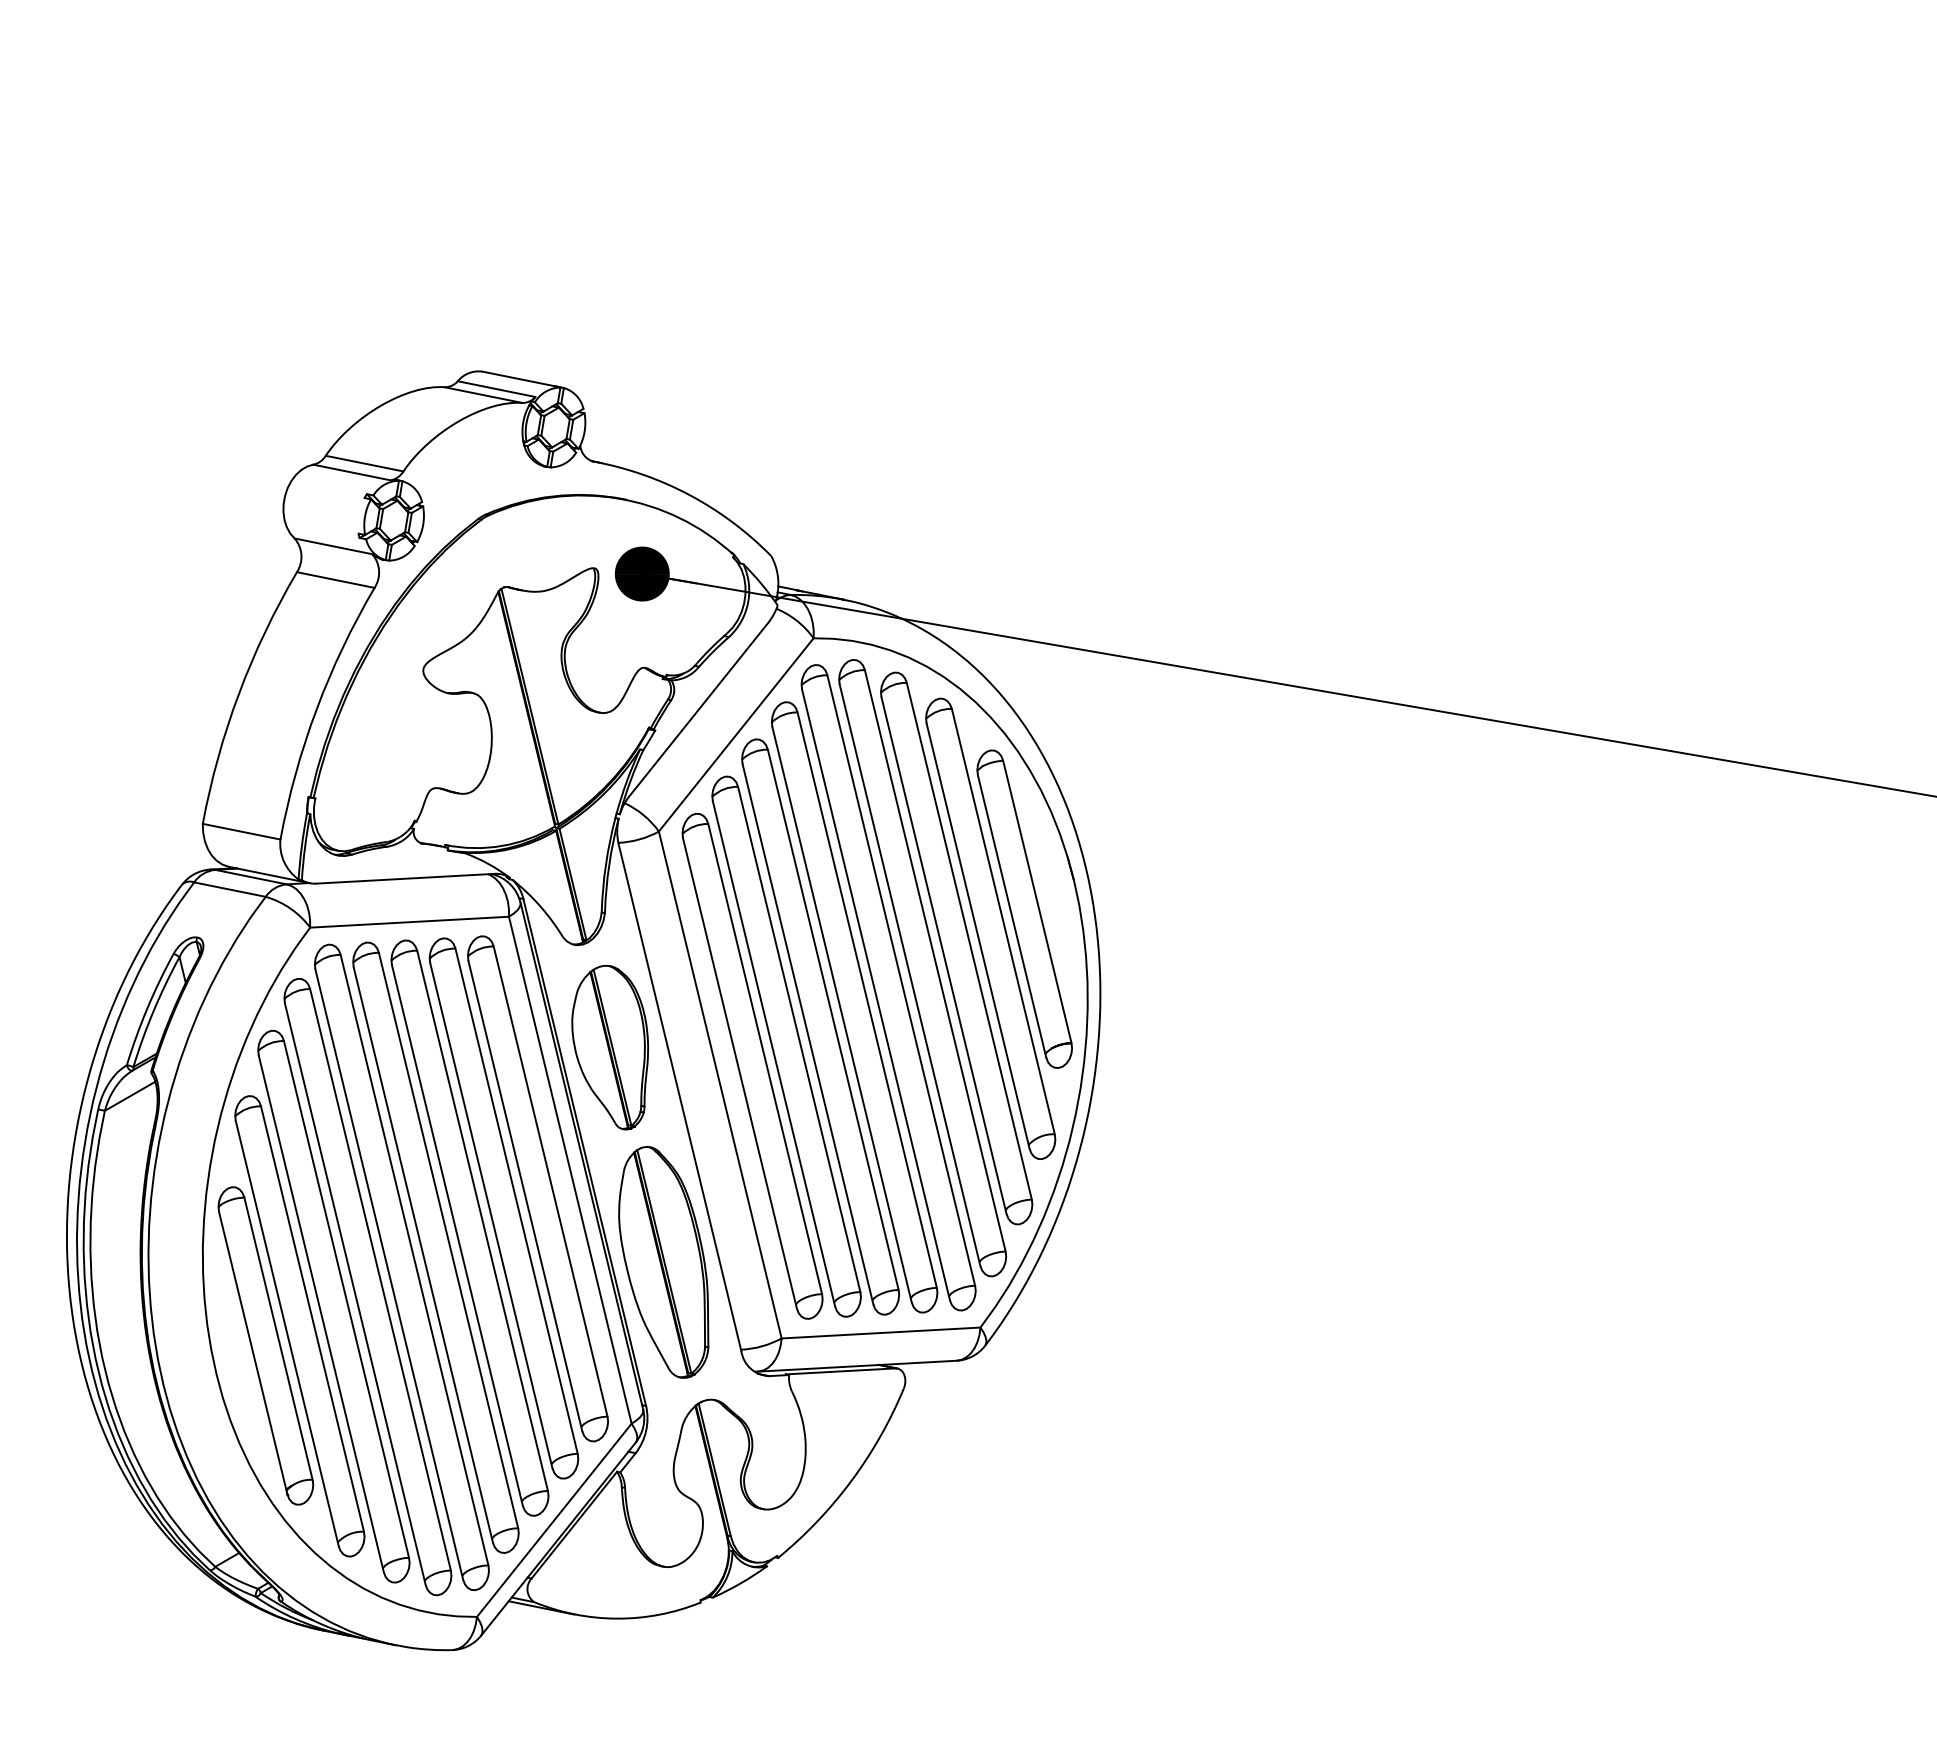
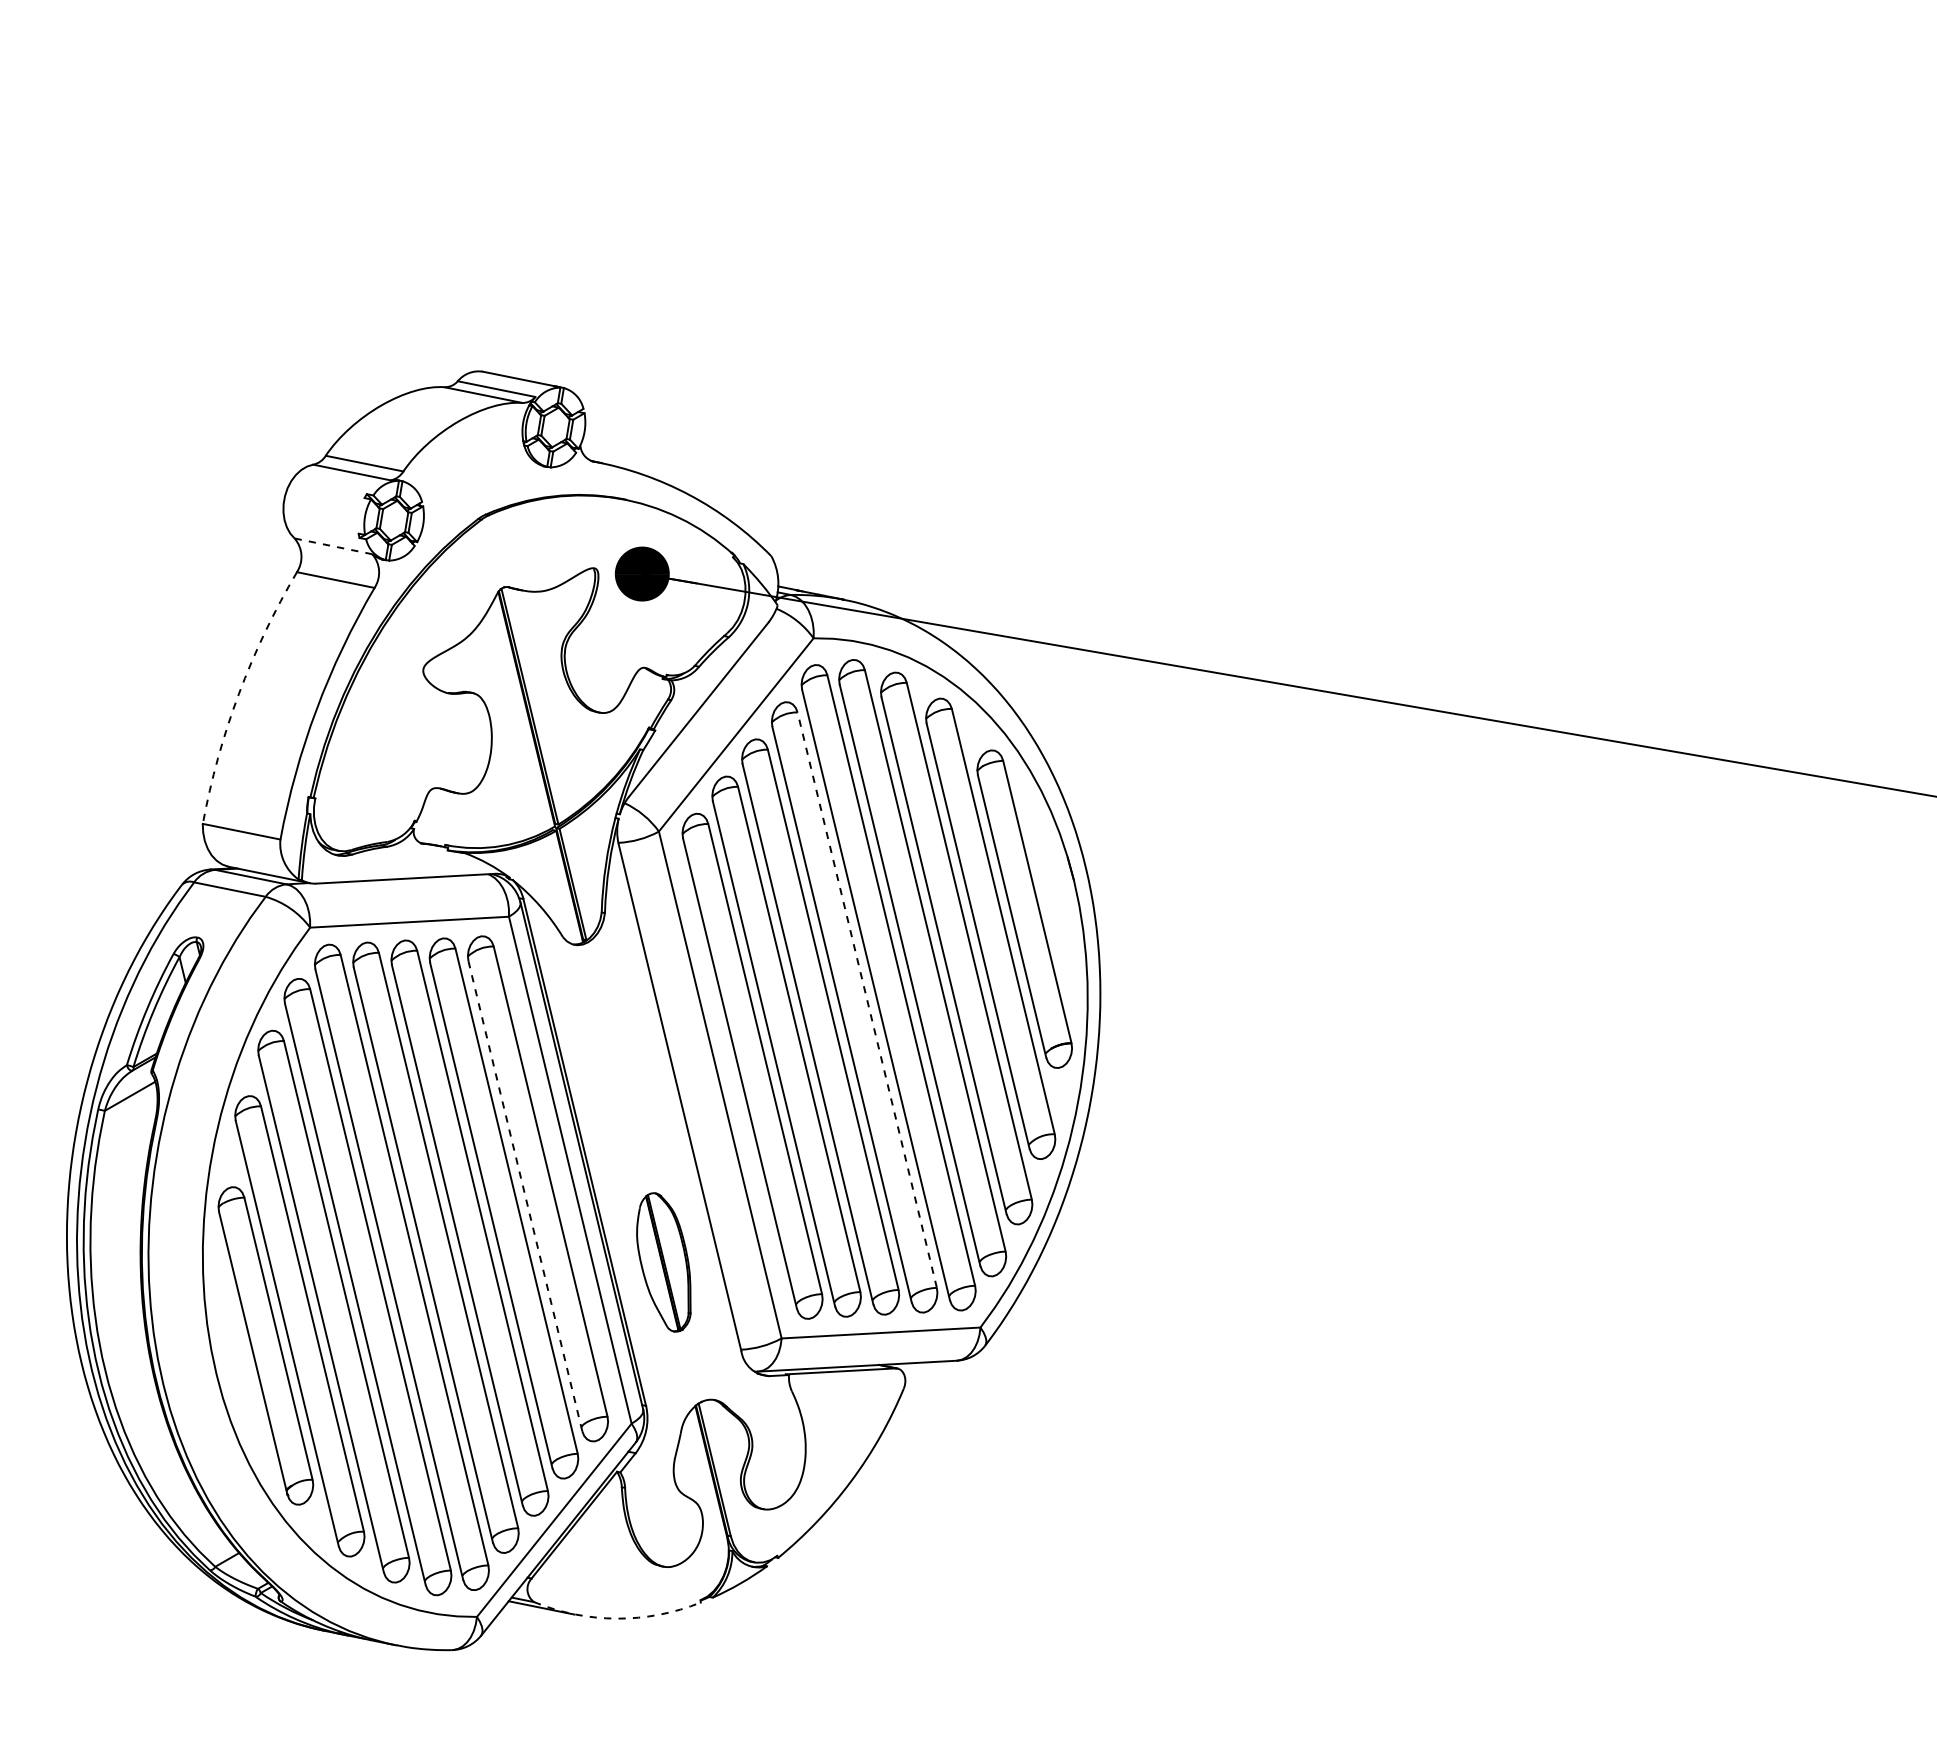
line: solid -> dashed (333, 546)
arc: solid -> dashed (238, 693)
line: solid -> dashed (867, 1000)
part: present -> none (609, 1047)
line: solid -> dashed (525, 1196)
part size: 92x233 px -> 56x141 px (663, 1262)
arc: solid -> dashed (617, 1618)
